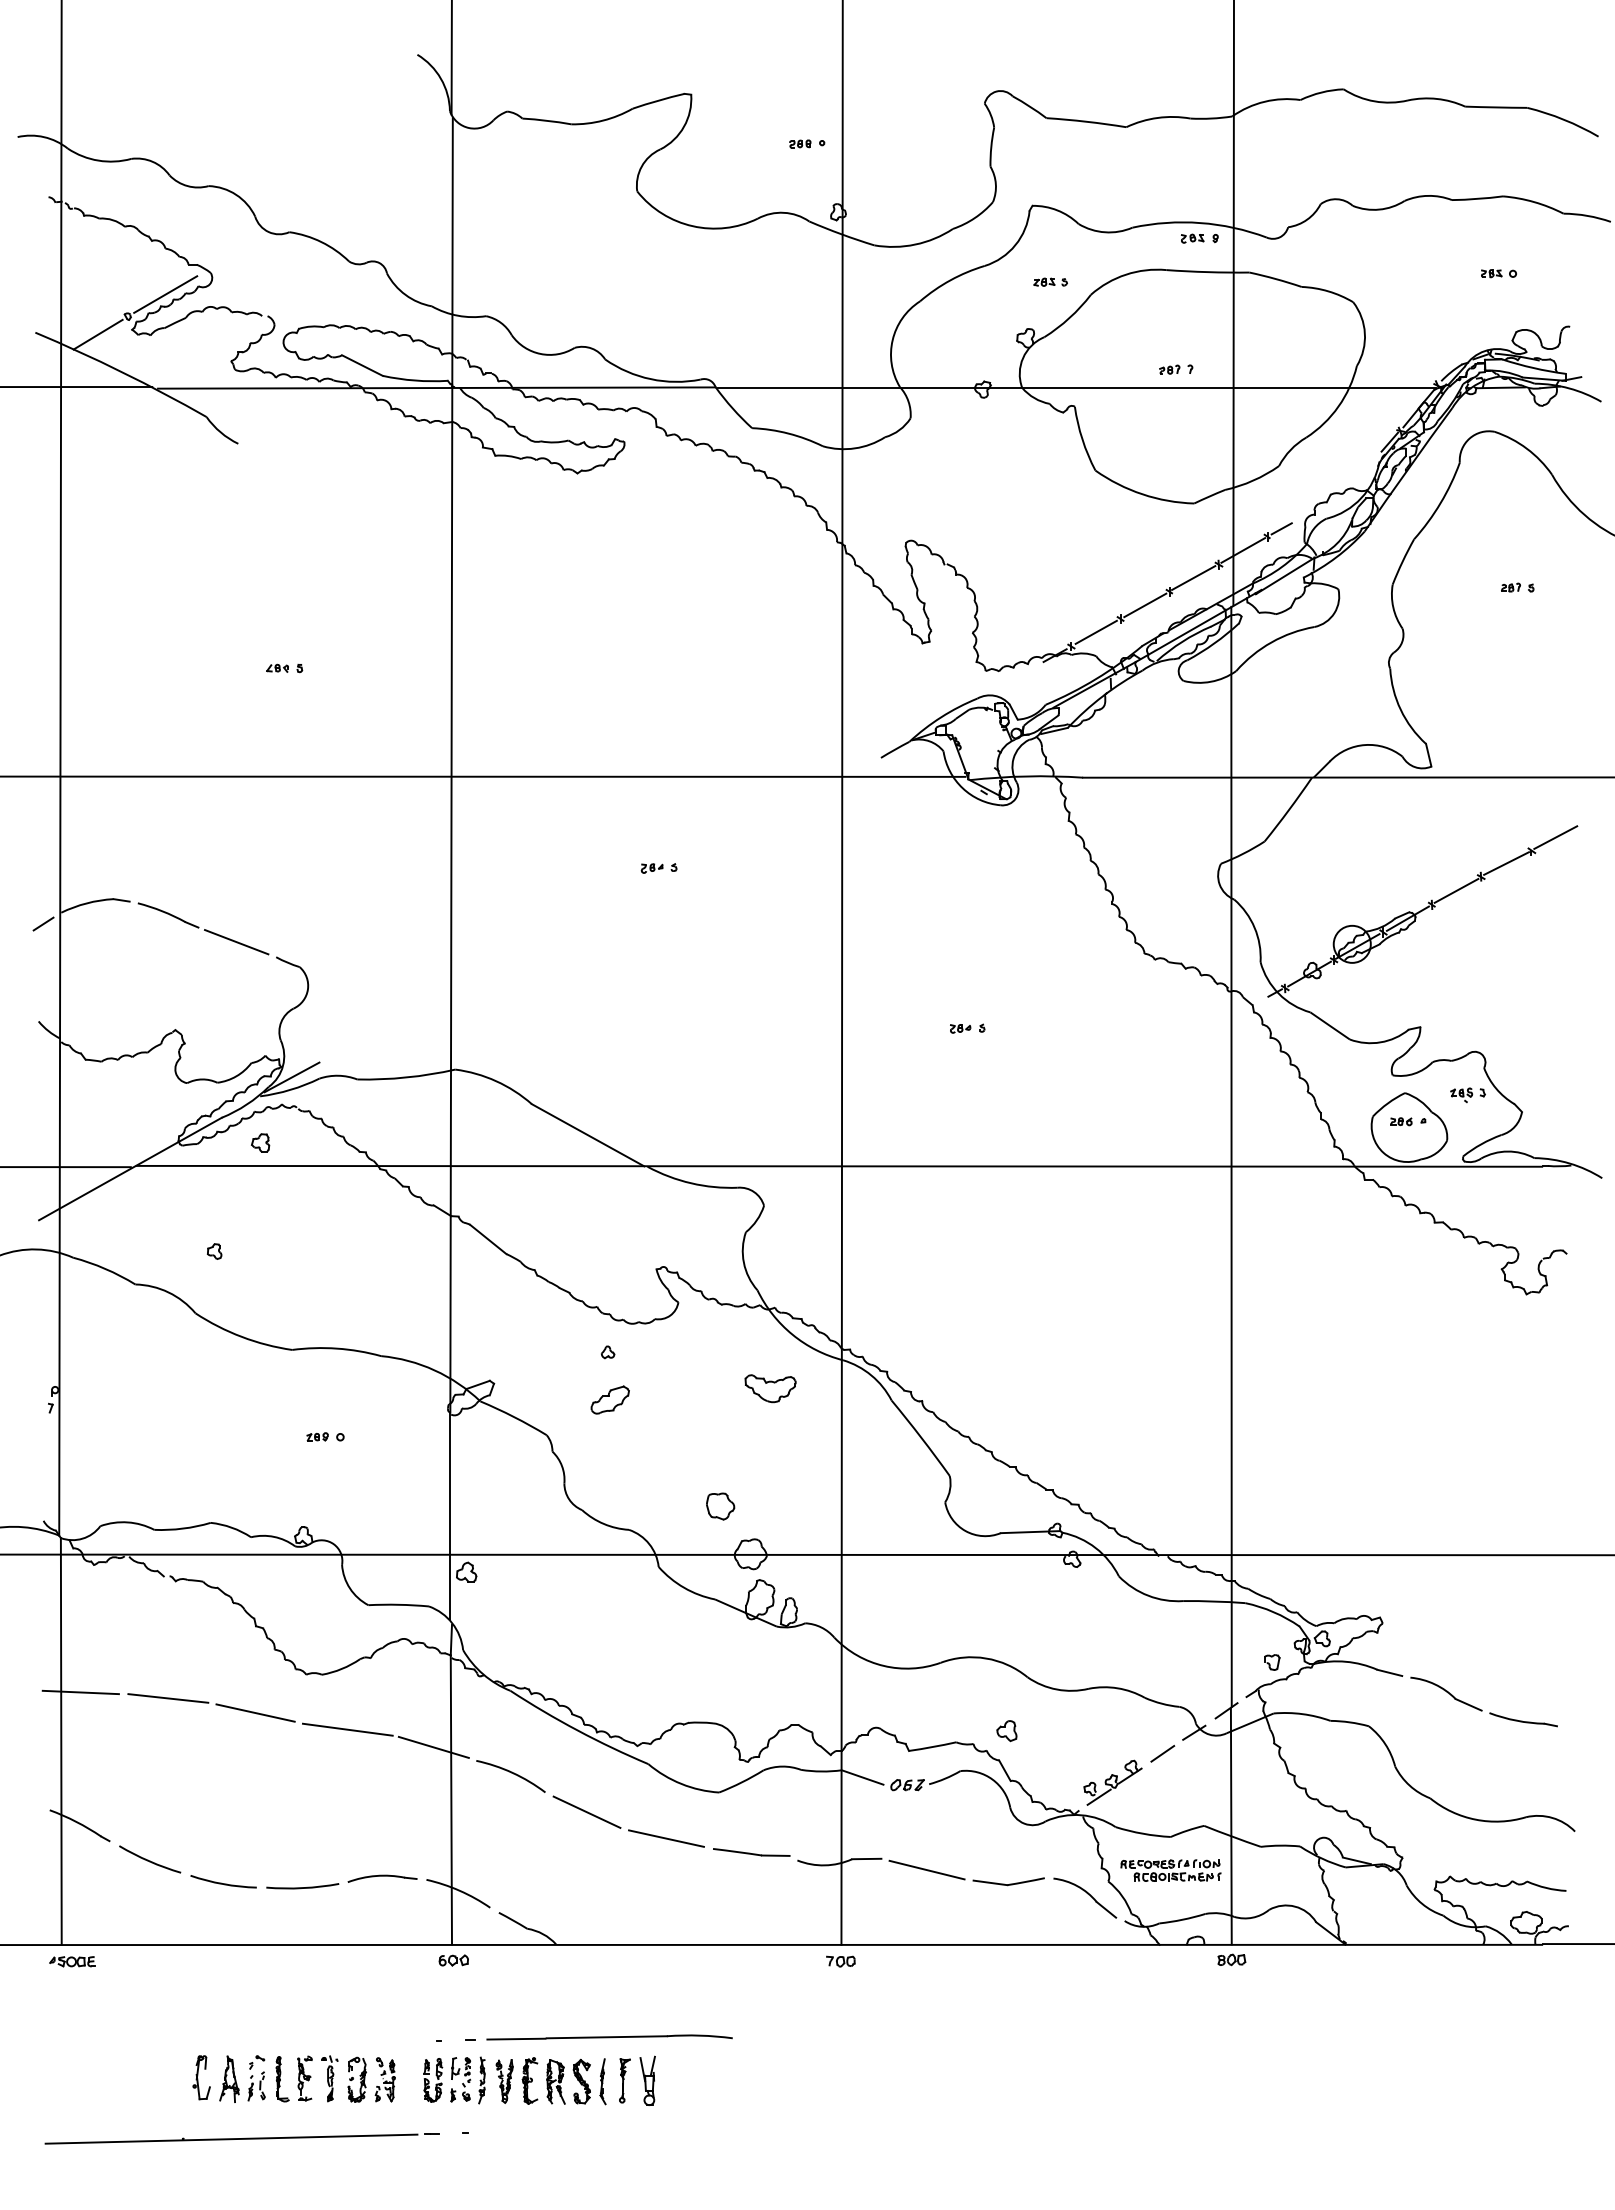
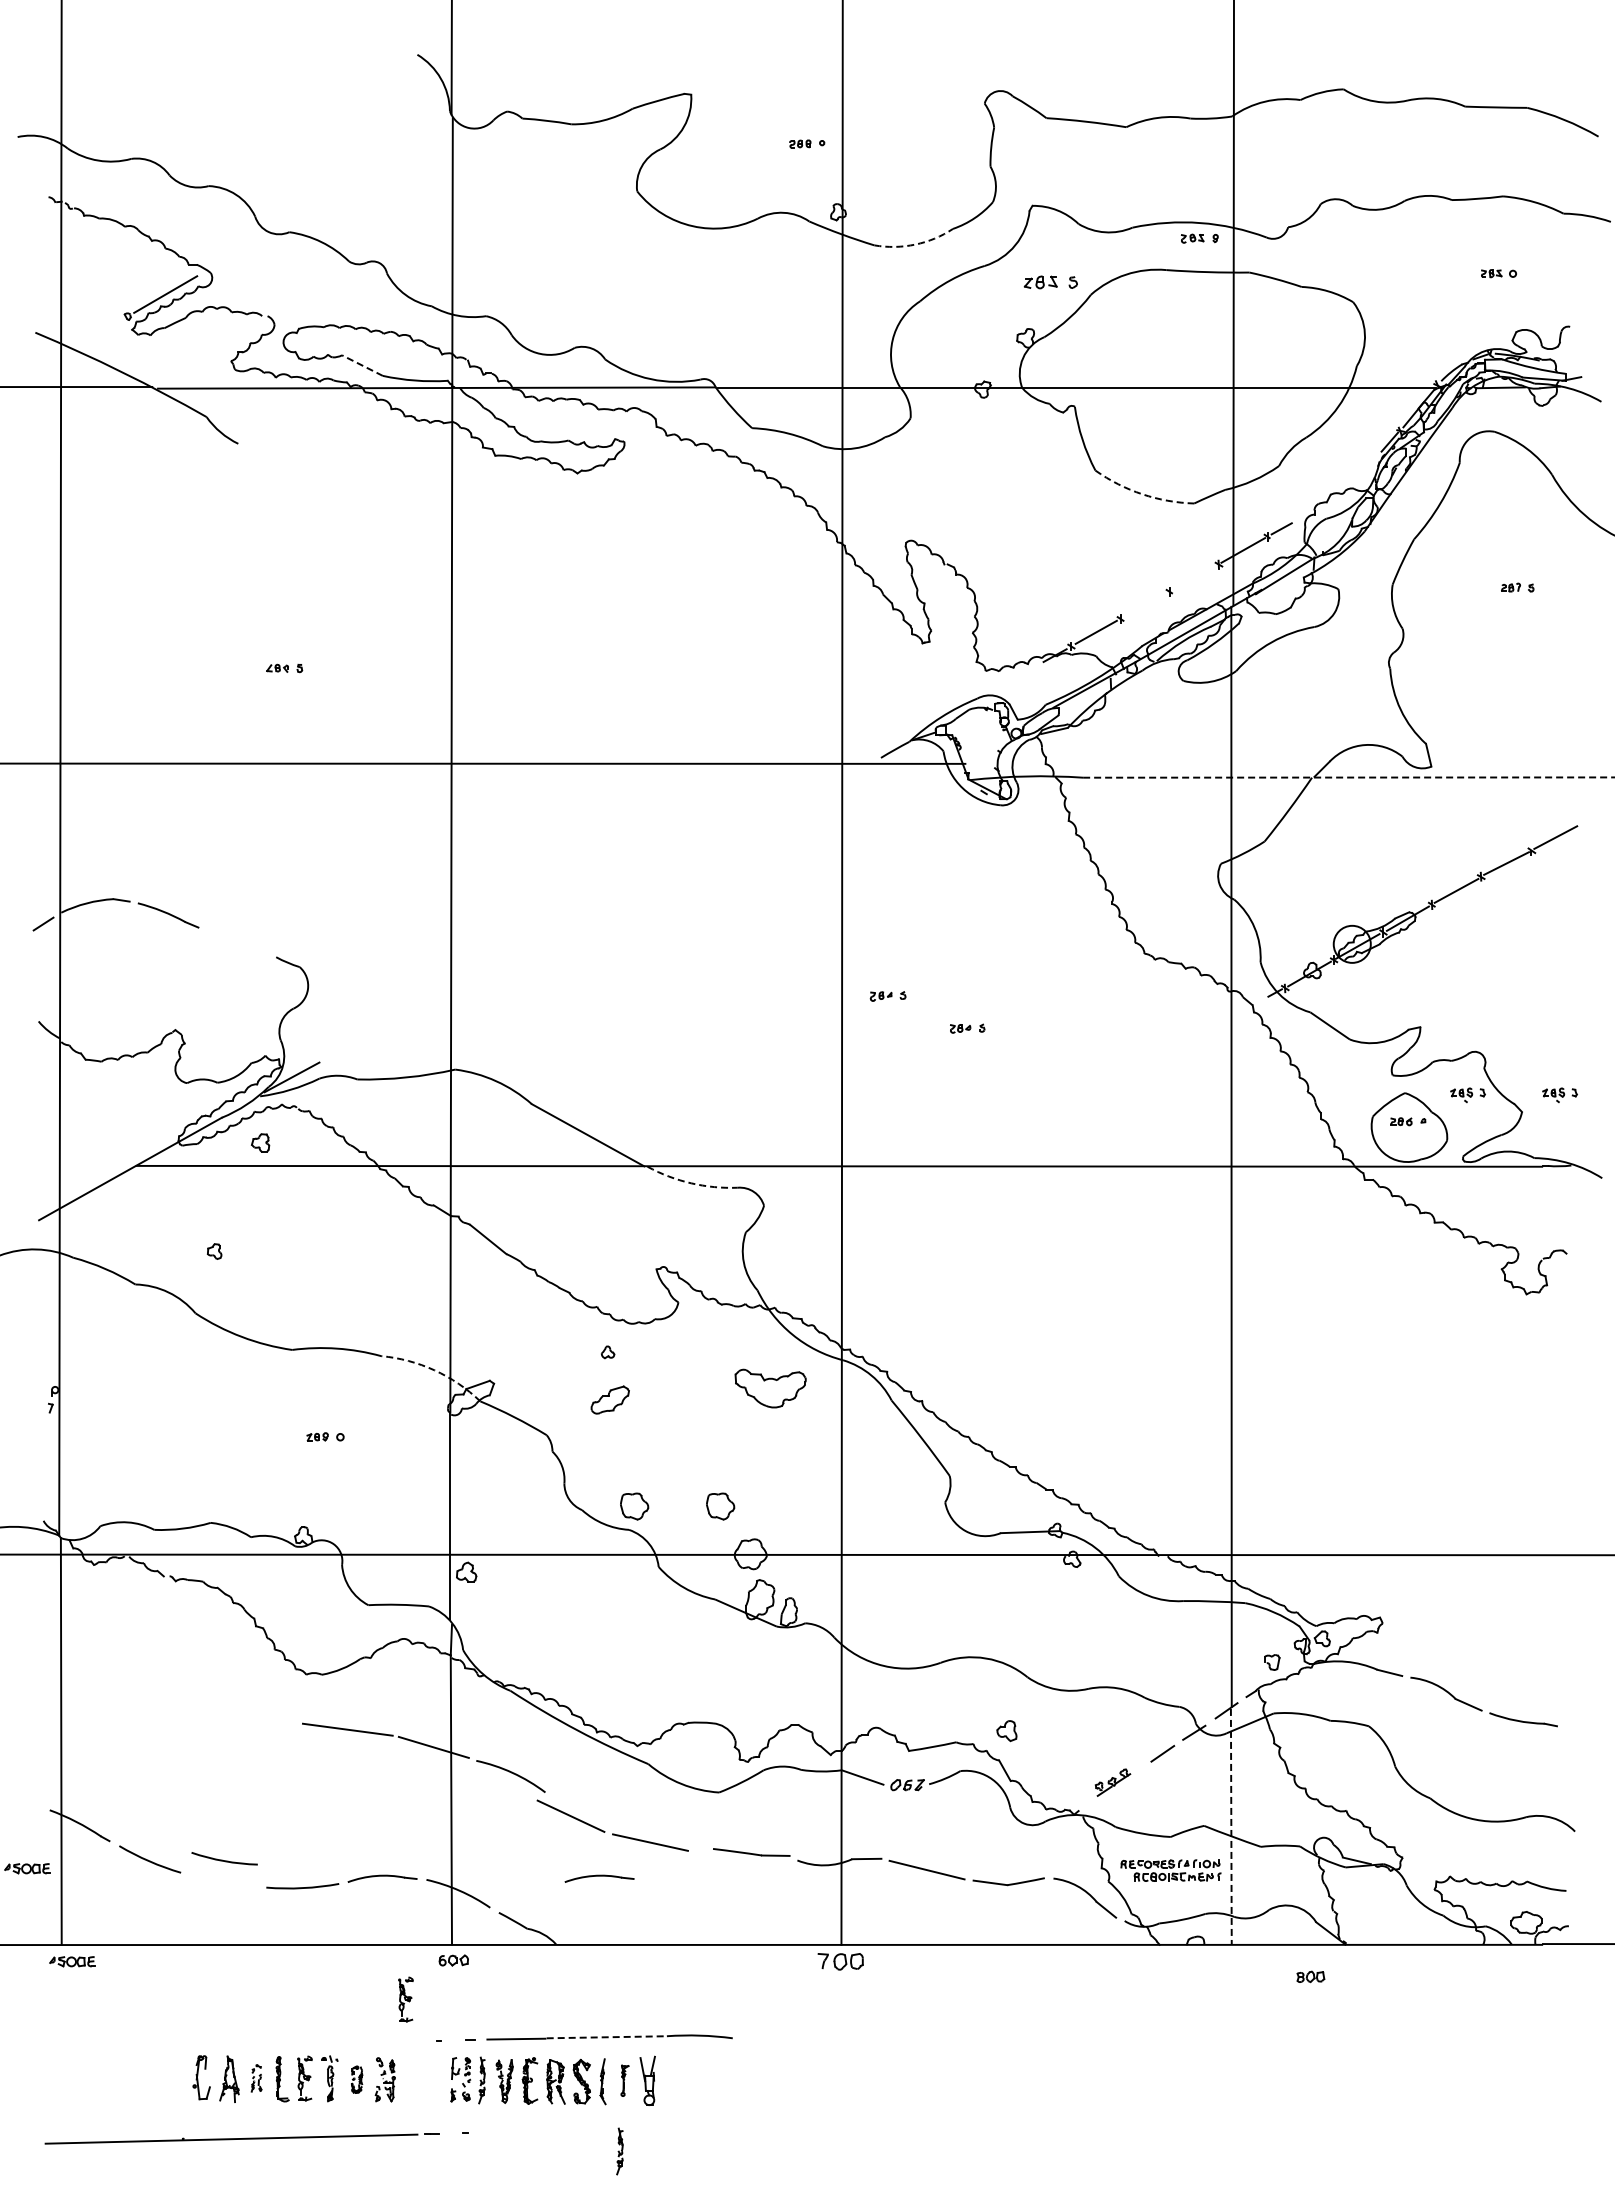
arc: solid -> dashed (915, 244)
part size: 35x10 px -> 55x15 px (1050, 282)
line: present -> none (97, 334)
line: solid -> dashed (362, 365)
part: present -> none (1176, 369)
arc: solid -> dashed (1142, 494)
line: present -> none (1193, 577)
line: present -> none (1145, 605)
line position: (483, 776) -> (483, 763) (483, 763)
line: solid -> dashed (1349, 777)
part position: (658, 868) -> (887, 996) (887, 996)
line: present -> none (236, 942)
part: none -> present (1559, 1095)
line: present -> none (66, 1167)
arc: solid -> dashed (691, 1183)
arc: solid -> dashed (434, 1370)
part size: 53x30 px -> 73x41 px (770, 1388)
part: none -> present (634, 1506)
line: present -> none (80, 1692)
line: present -> none (168, 1698)
line: present -> none (255, 1712)
part size: 60x47 px -> 38x29 px (1112, 1782)
line: solid -> dashed (1231, 1826)
part position: (628, 1829) -> (612, 1833) (612, 1833)
part: none -> present (27, 1868)
part: none -> present (599, 1878)
arc position: (223, 1883) -> (224, 1860) (224, 1860)
part position: (1231, 1959) -> (1310, 1976) (1310, 1976)
part size: 30x13 px -> 47x18 px (840, 1961)
part: none -> present (405, 1999)
line: solid -> dashed (607, 2037)
part size: 19x47 px -> 13x29 px (256, 2078)
part size: 20x47 px -> 13x29 px (357, 2079)
part: present -> none (433, 2080)
part size: 12x46 px -> 10x33 px (624, 2080)
part: none -> present (619, 2151)
